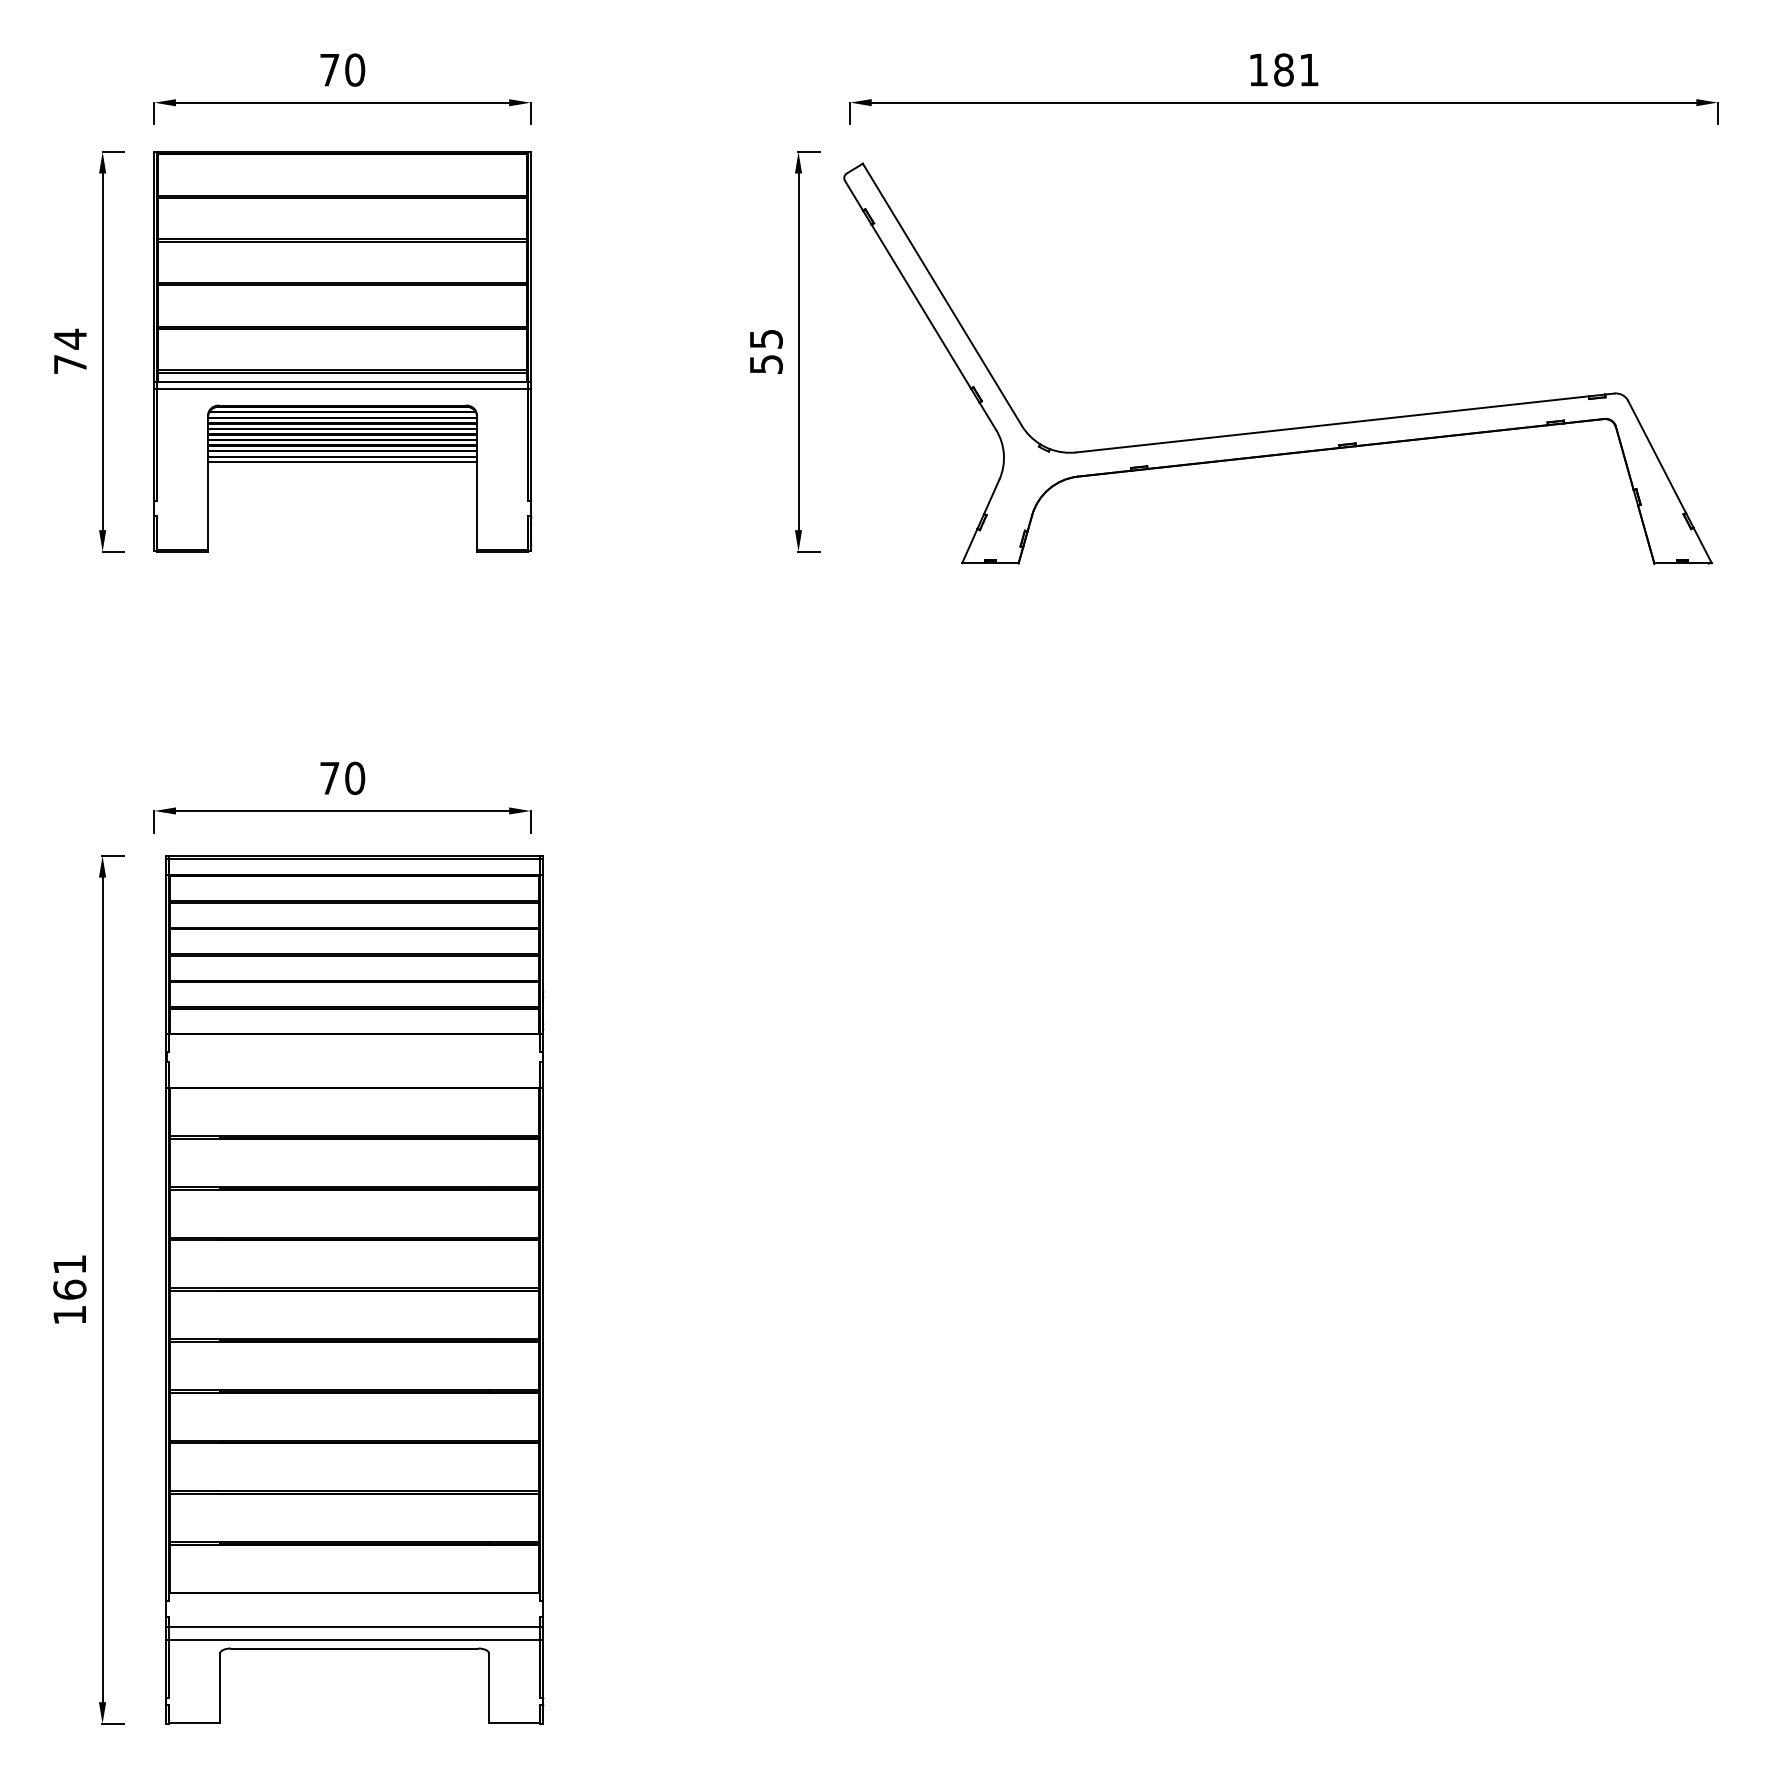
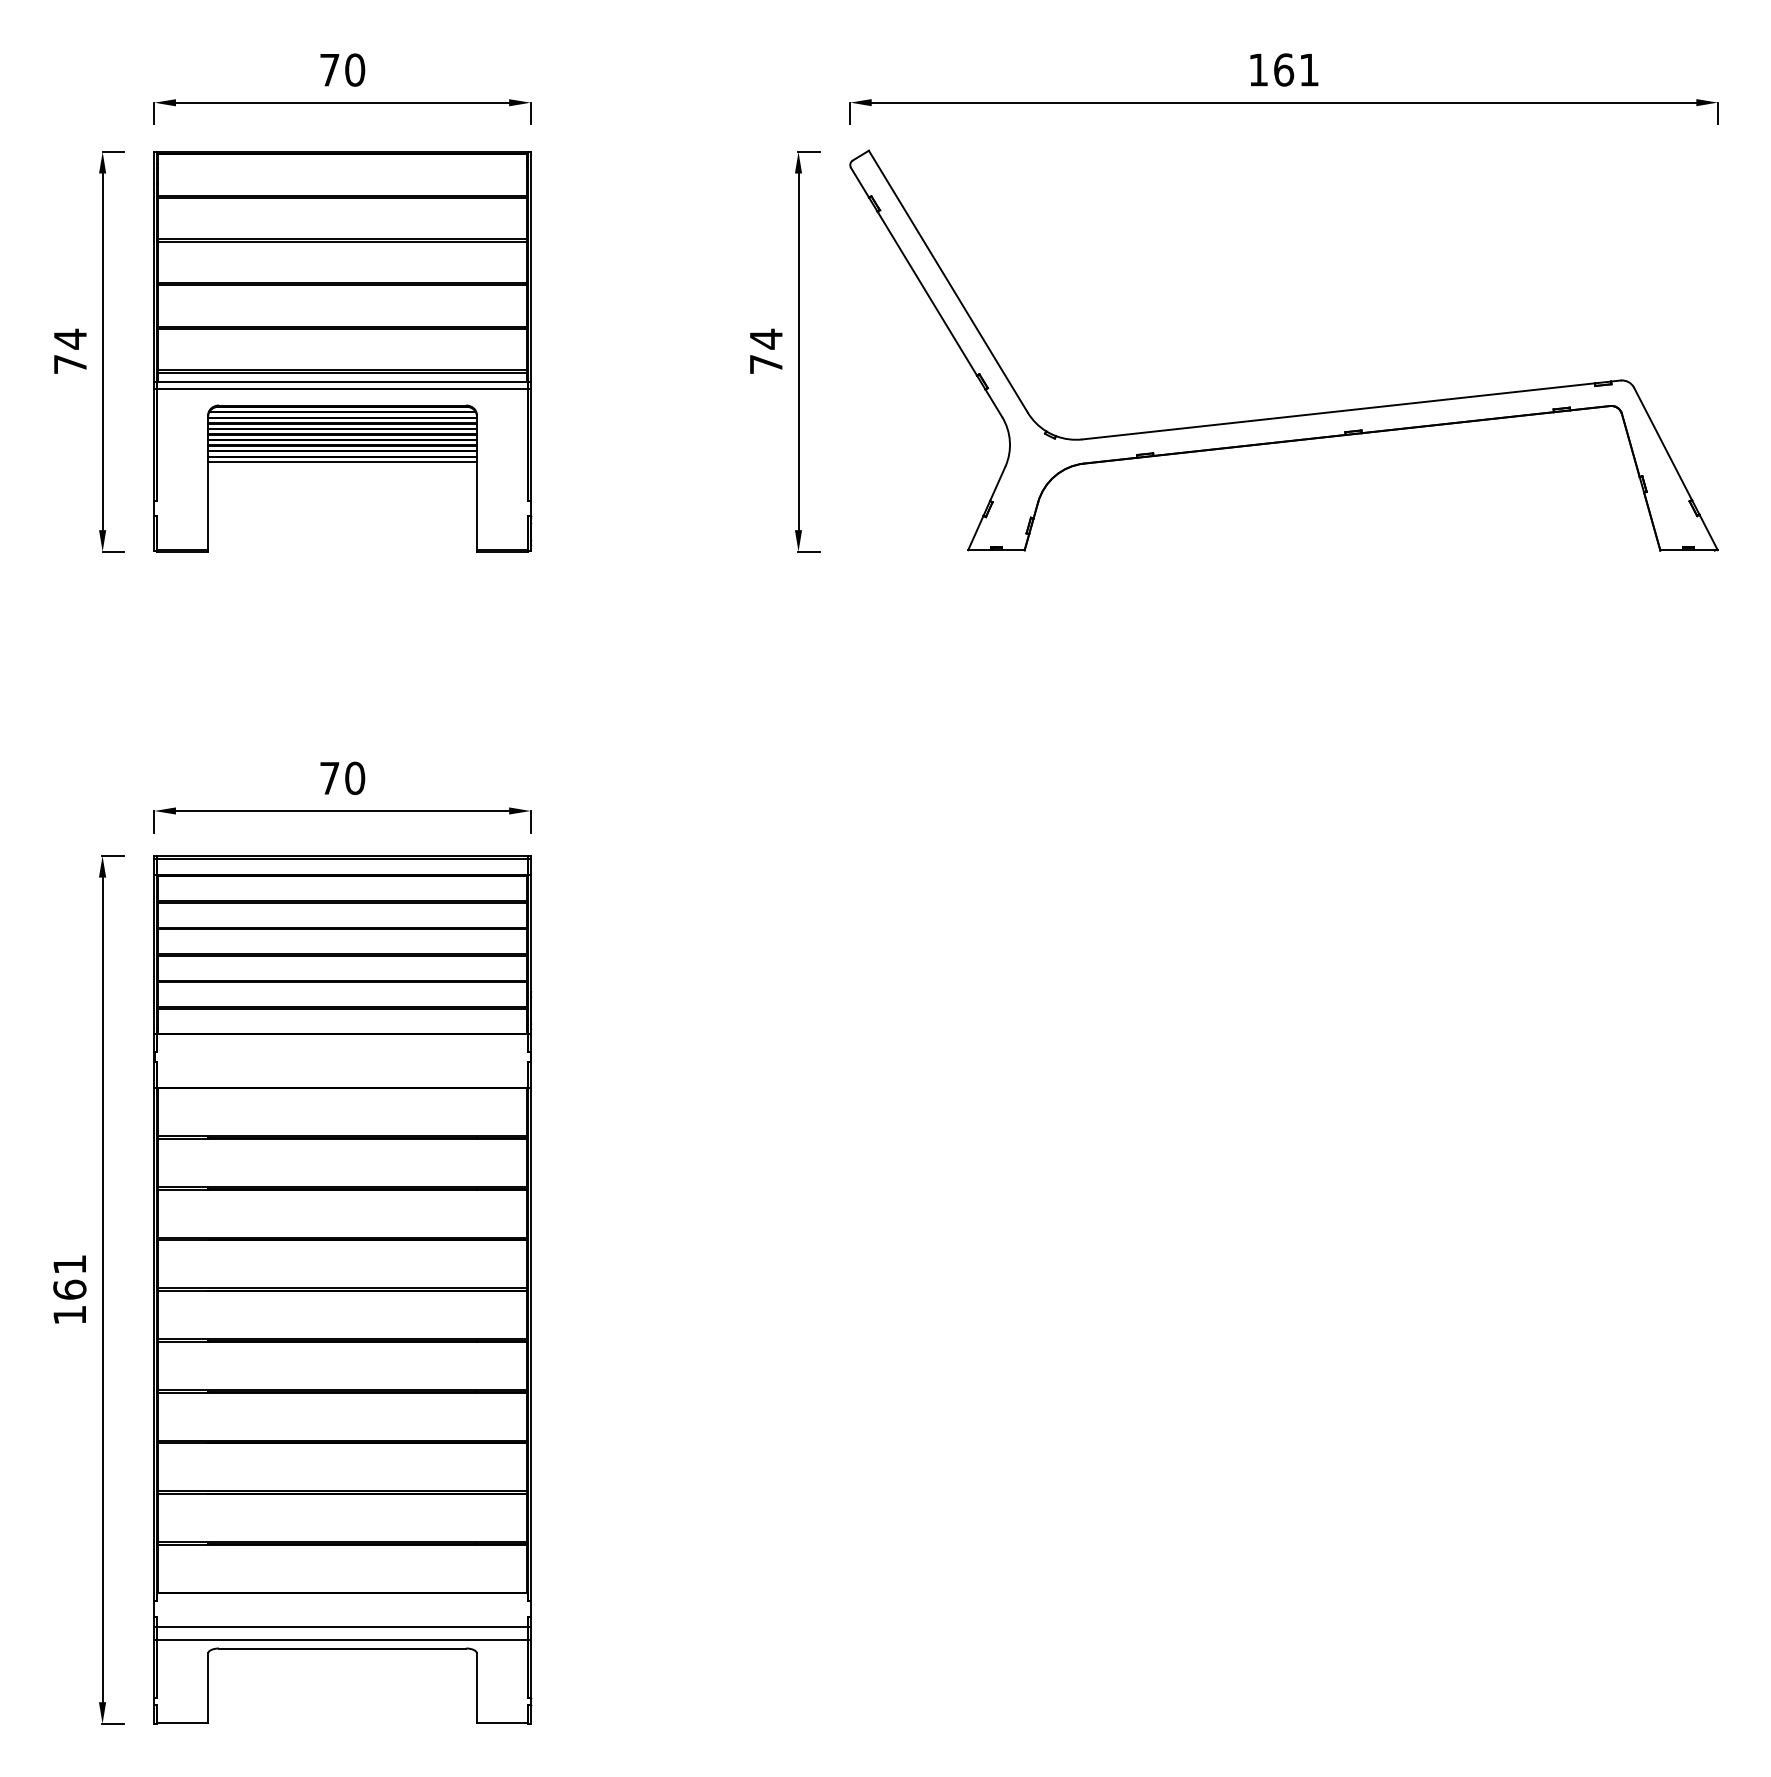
text: 181 -> 161 (1284, 69)
text: 55 -> 74 (766, 350)
part position: (1283, 428) -> (1289, 415) (1289, 415)
part position: (354, 1289) -> (342, 1289) (342, 1289)
